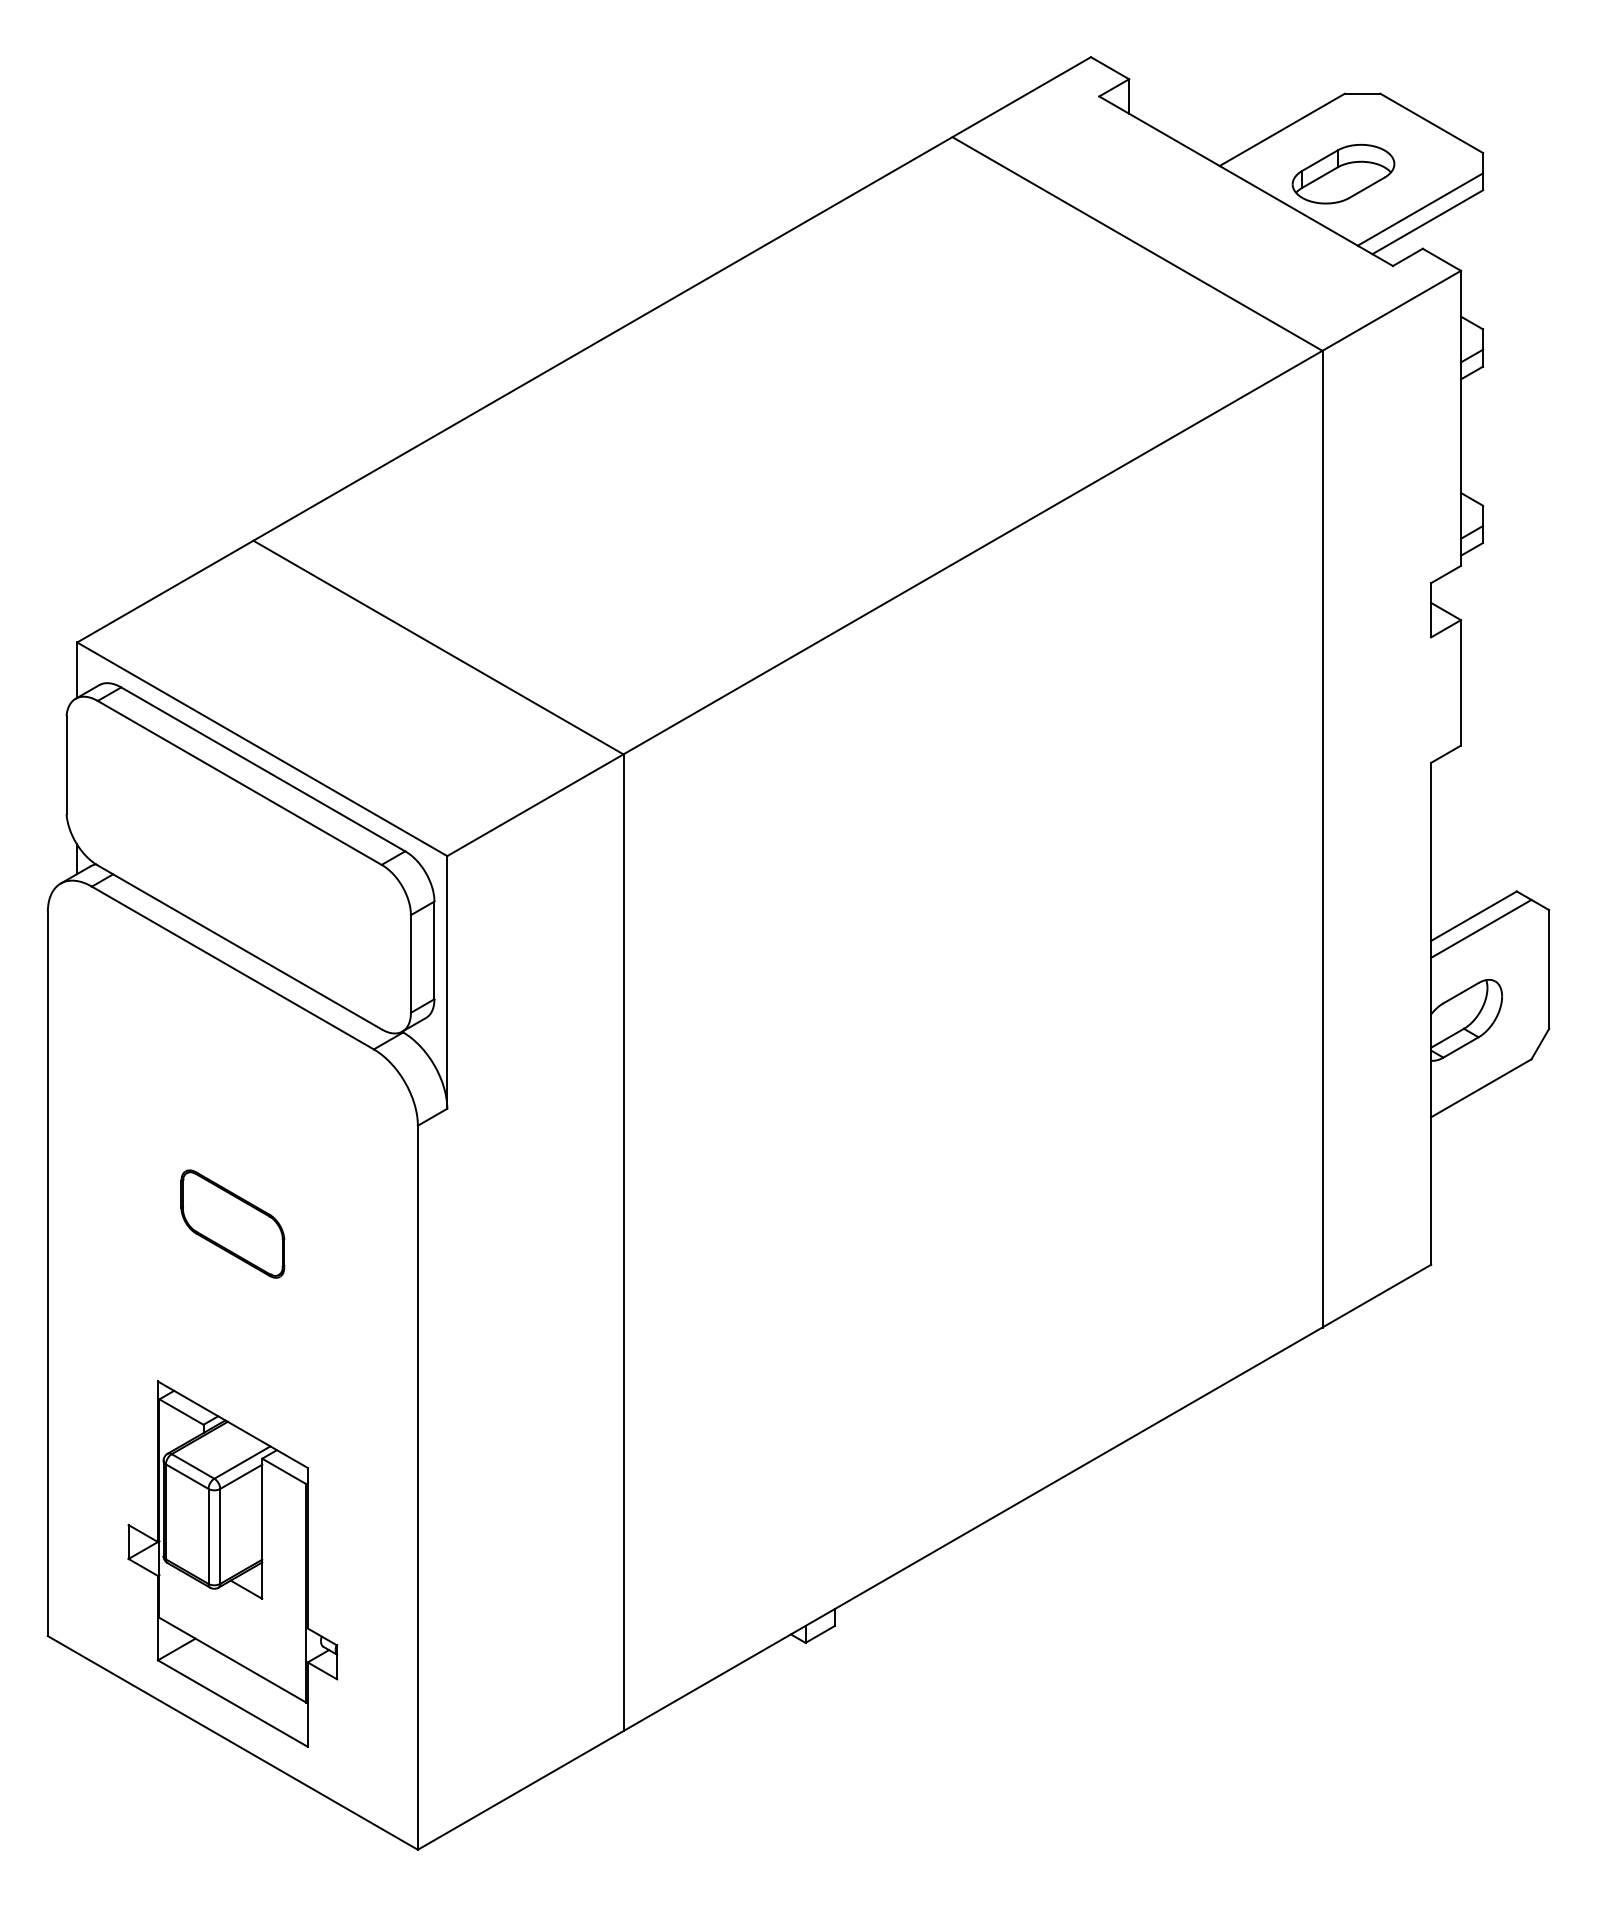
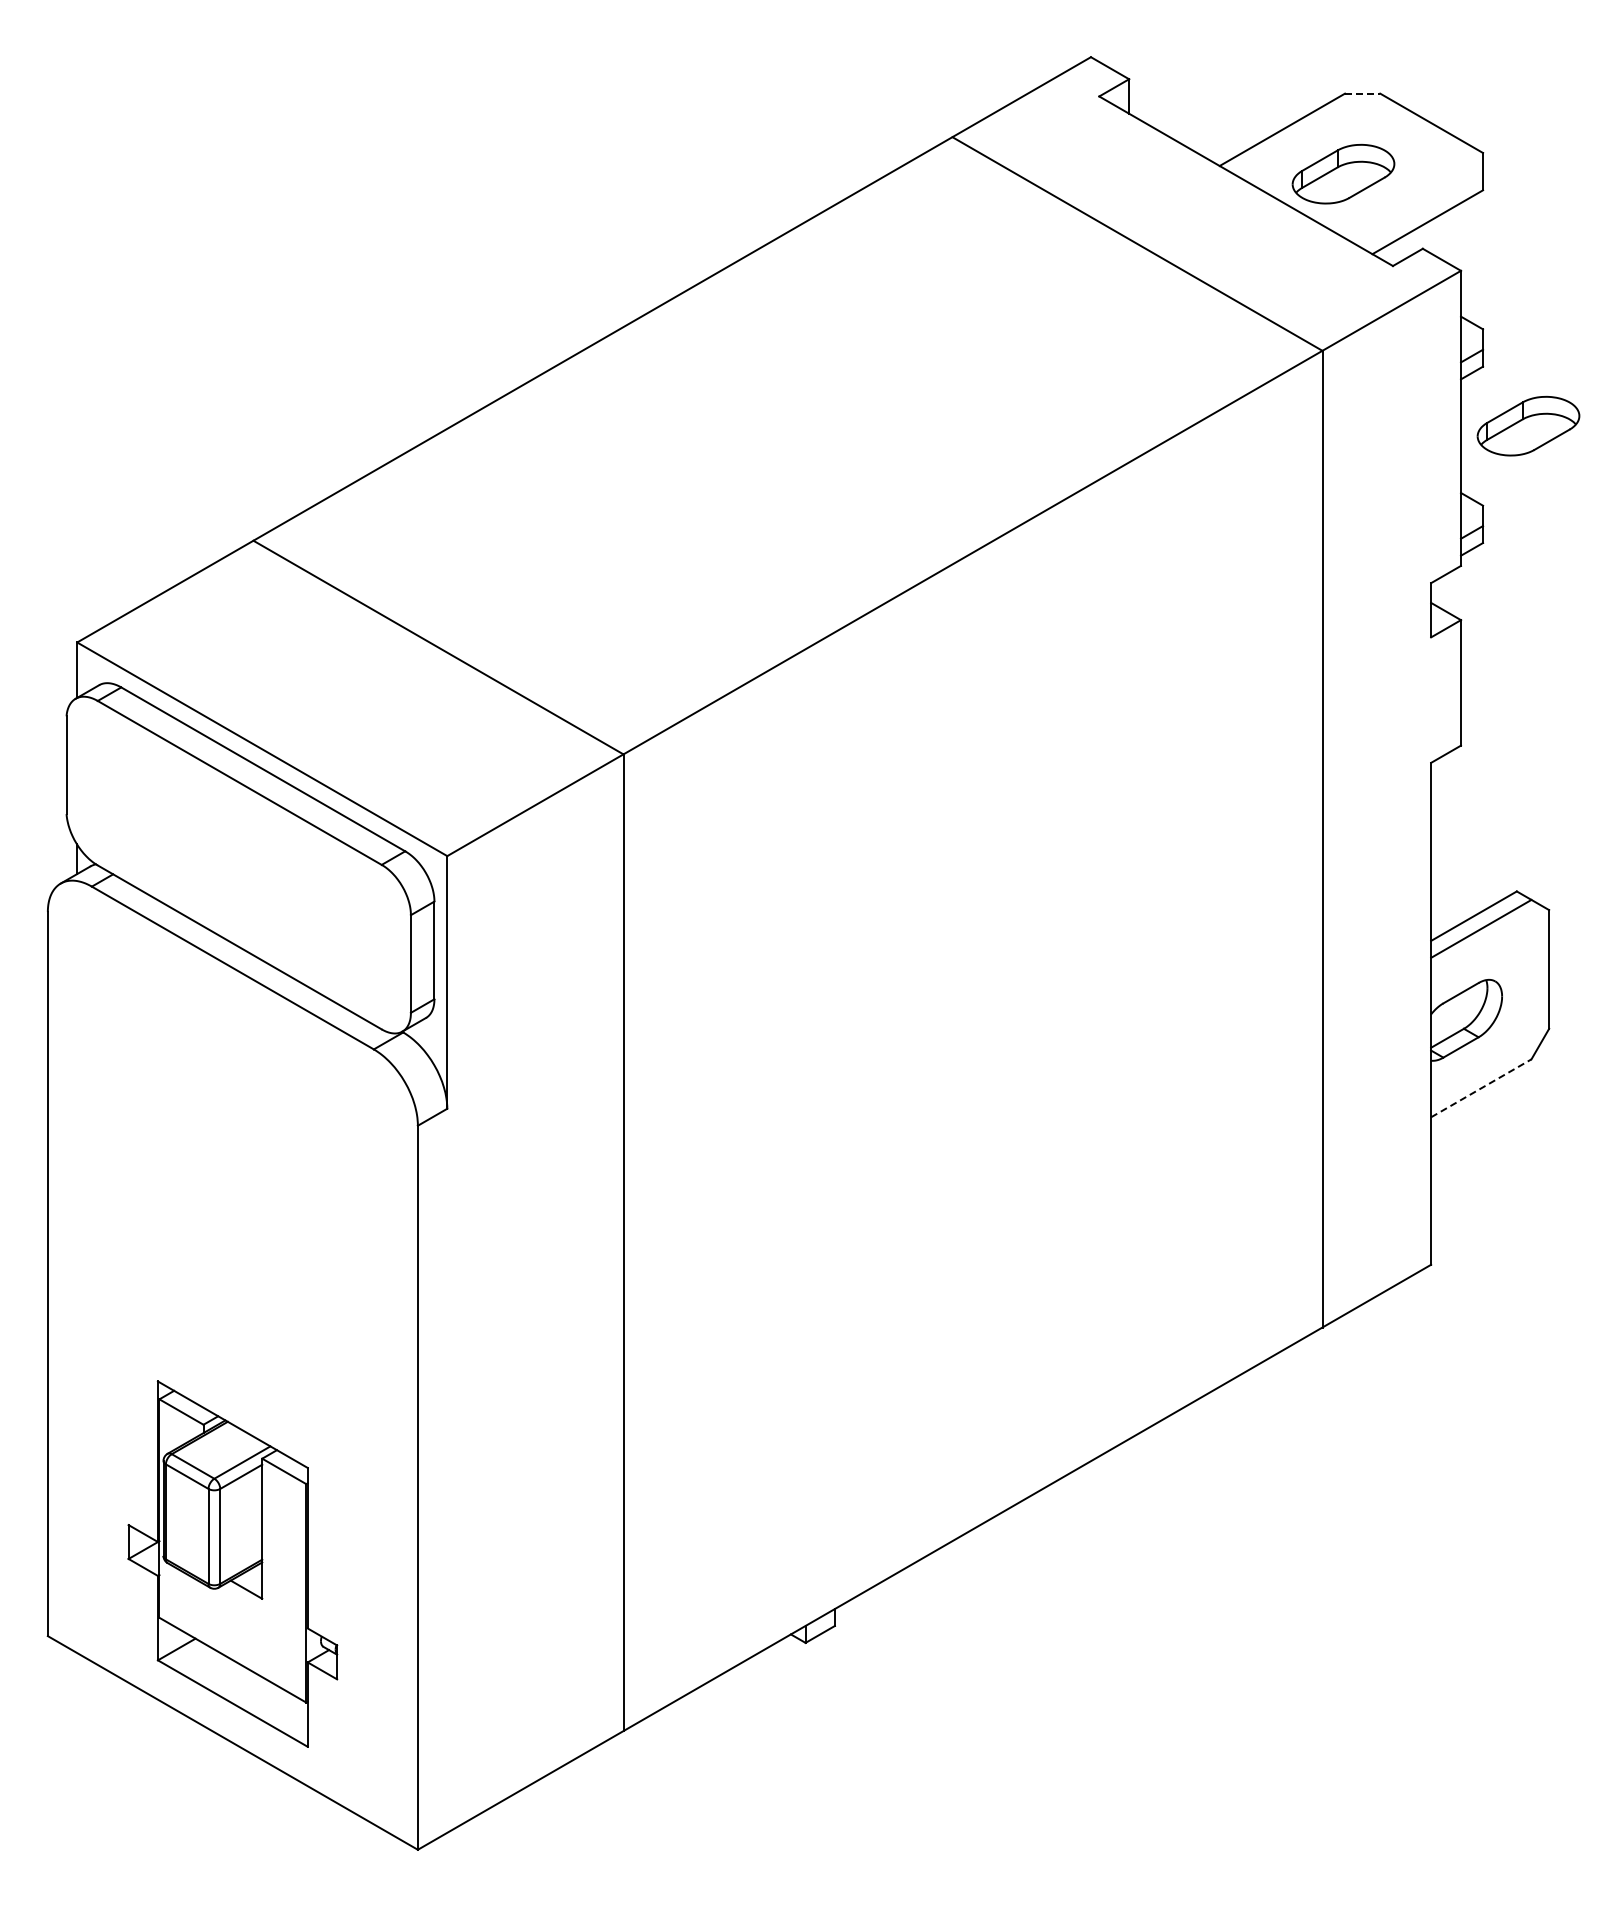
line: solid -> dashed (1362, 93)
line: present -> none (1420, 209)
part: none -> present (1528, 425)
line: solid -> dashed (1481, 1088)
part: present -> none (232, 1223)
